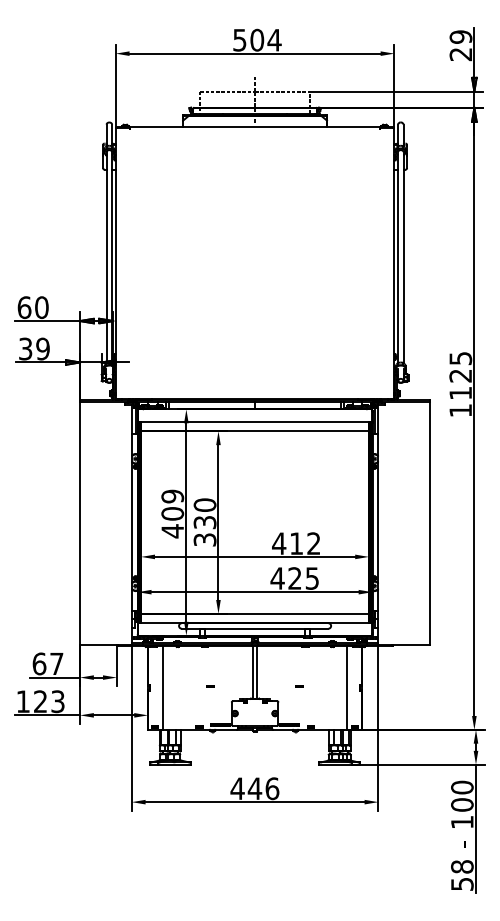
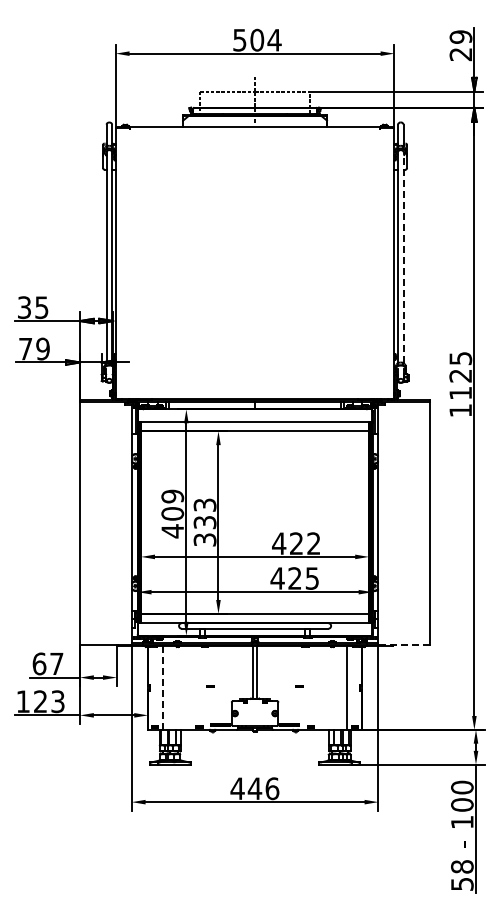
line: solid -> dashed (403, 257)
text: 60 -> 35 (32, 307)
text: 39 -> 79 (25, 348)
text: 330 -> 333 (204, 504)
text: 412 -> 422 (296, 543)
line: solid -> dashed (404, 644)
line: solid -> dashed (163, 688)
